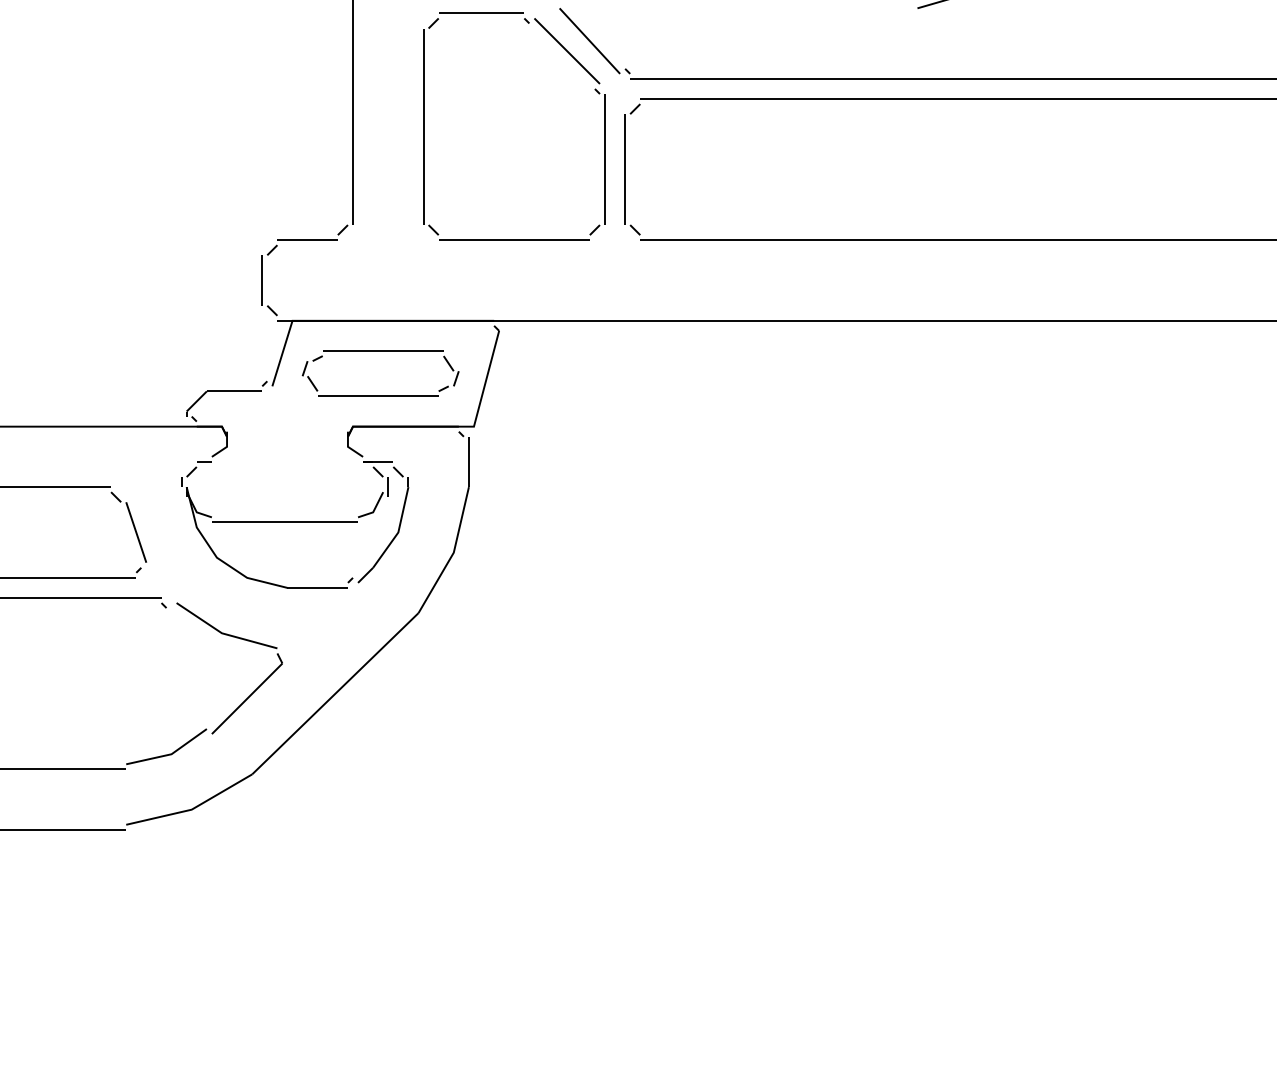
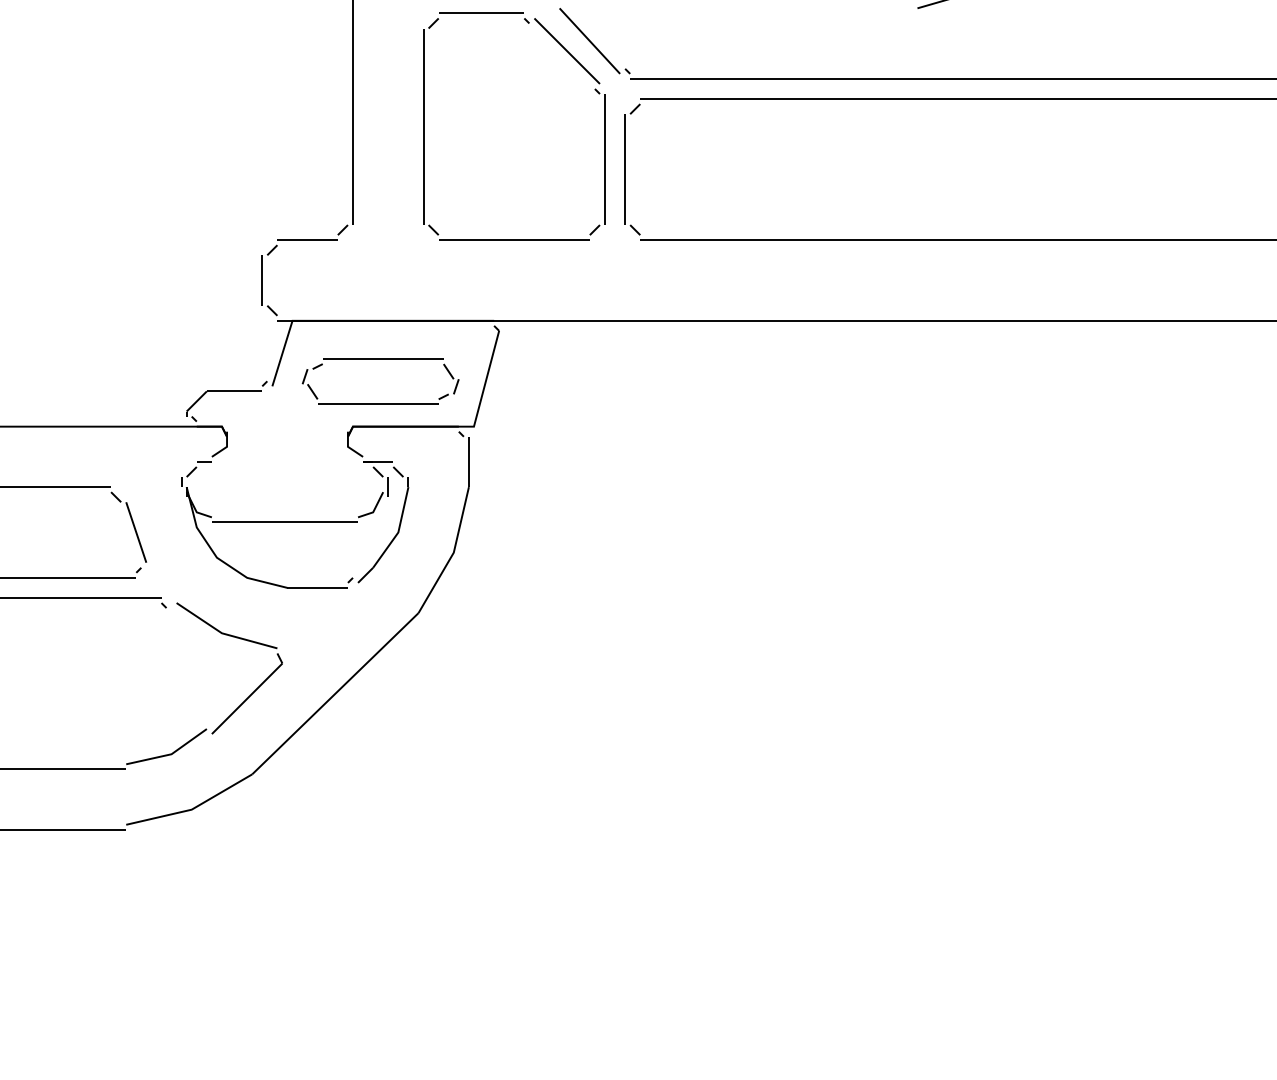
part position: (380, 351) -> (380, 359) (380, 359)
